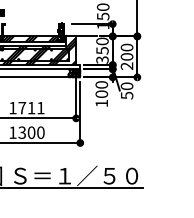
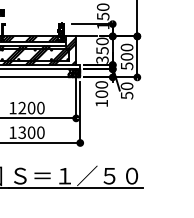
text: 200 -> 500 (126, 66)
text: 1711 -> 1200 (31, 107)
